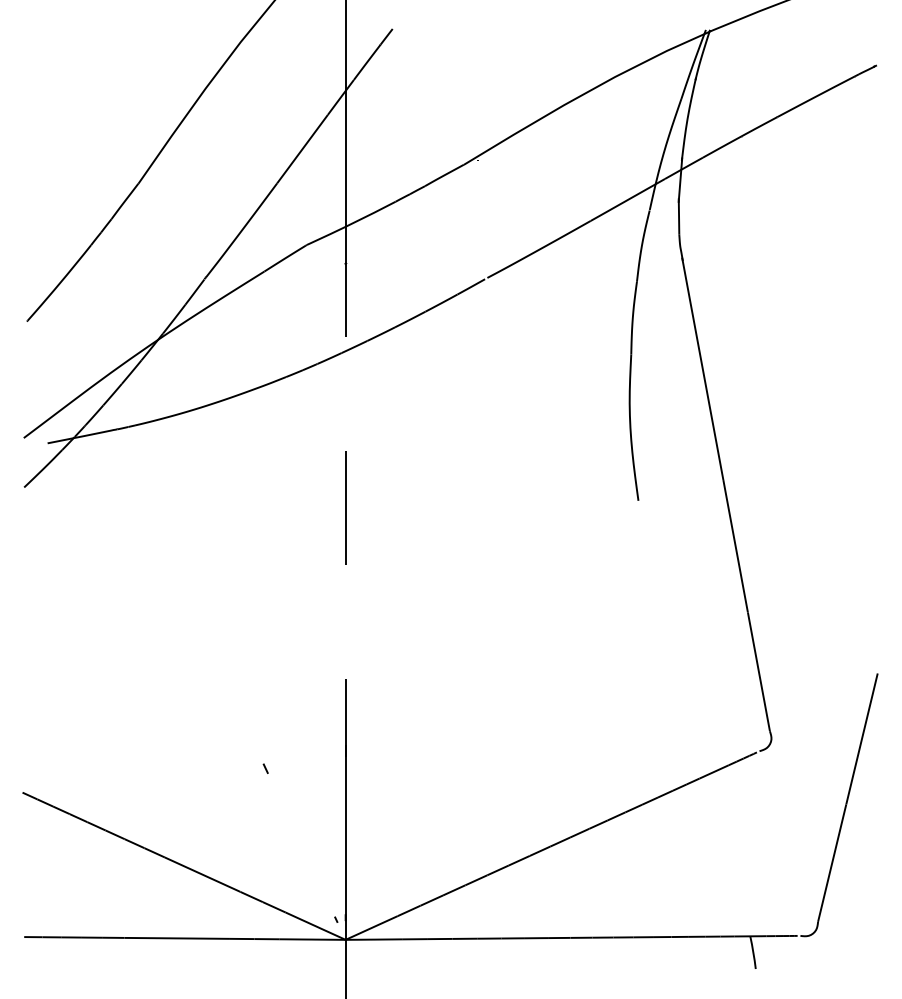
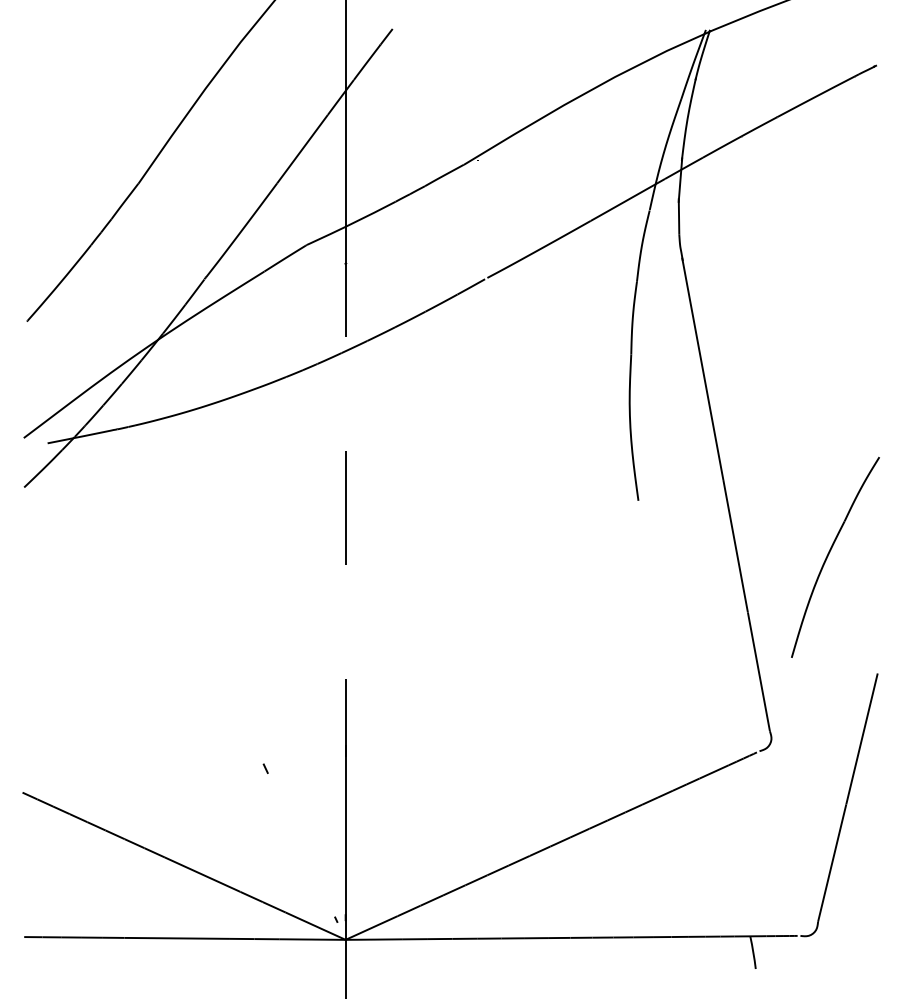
part: none -> present (829, 554)
